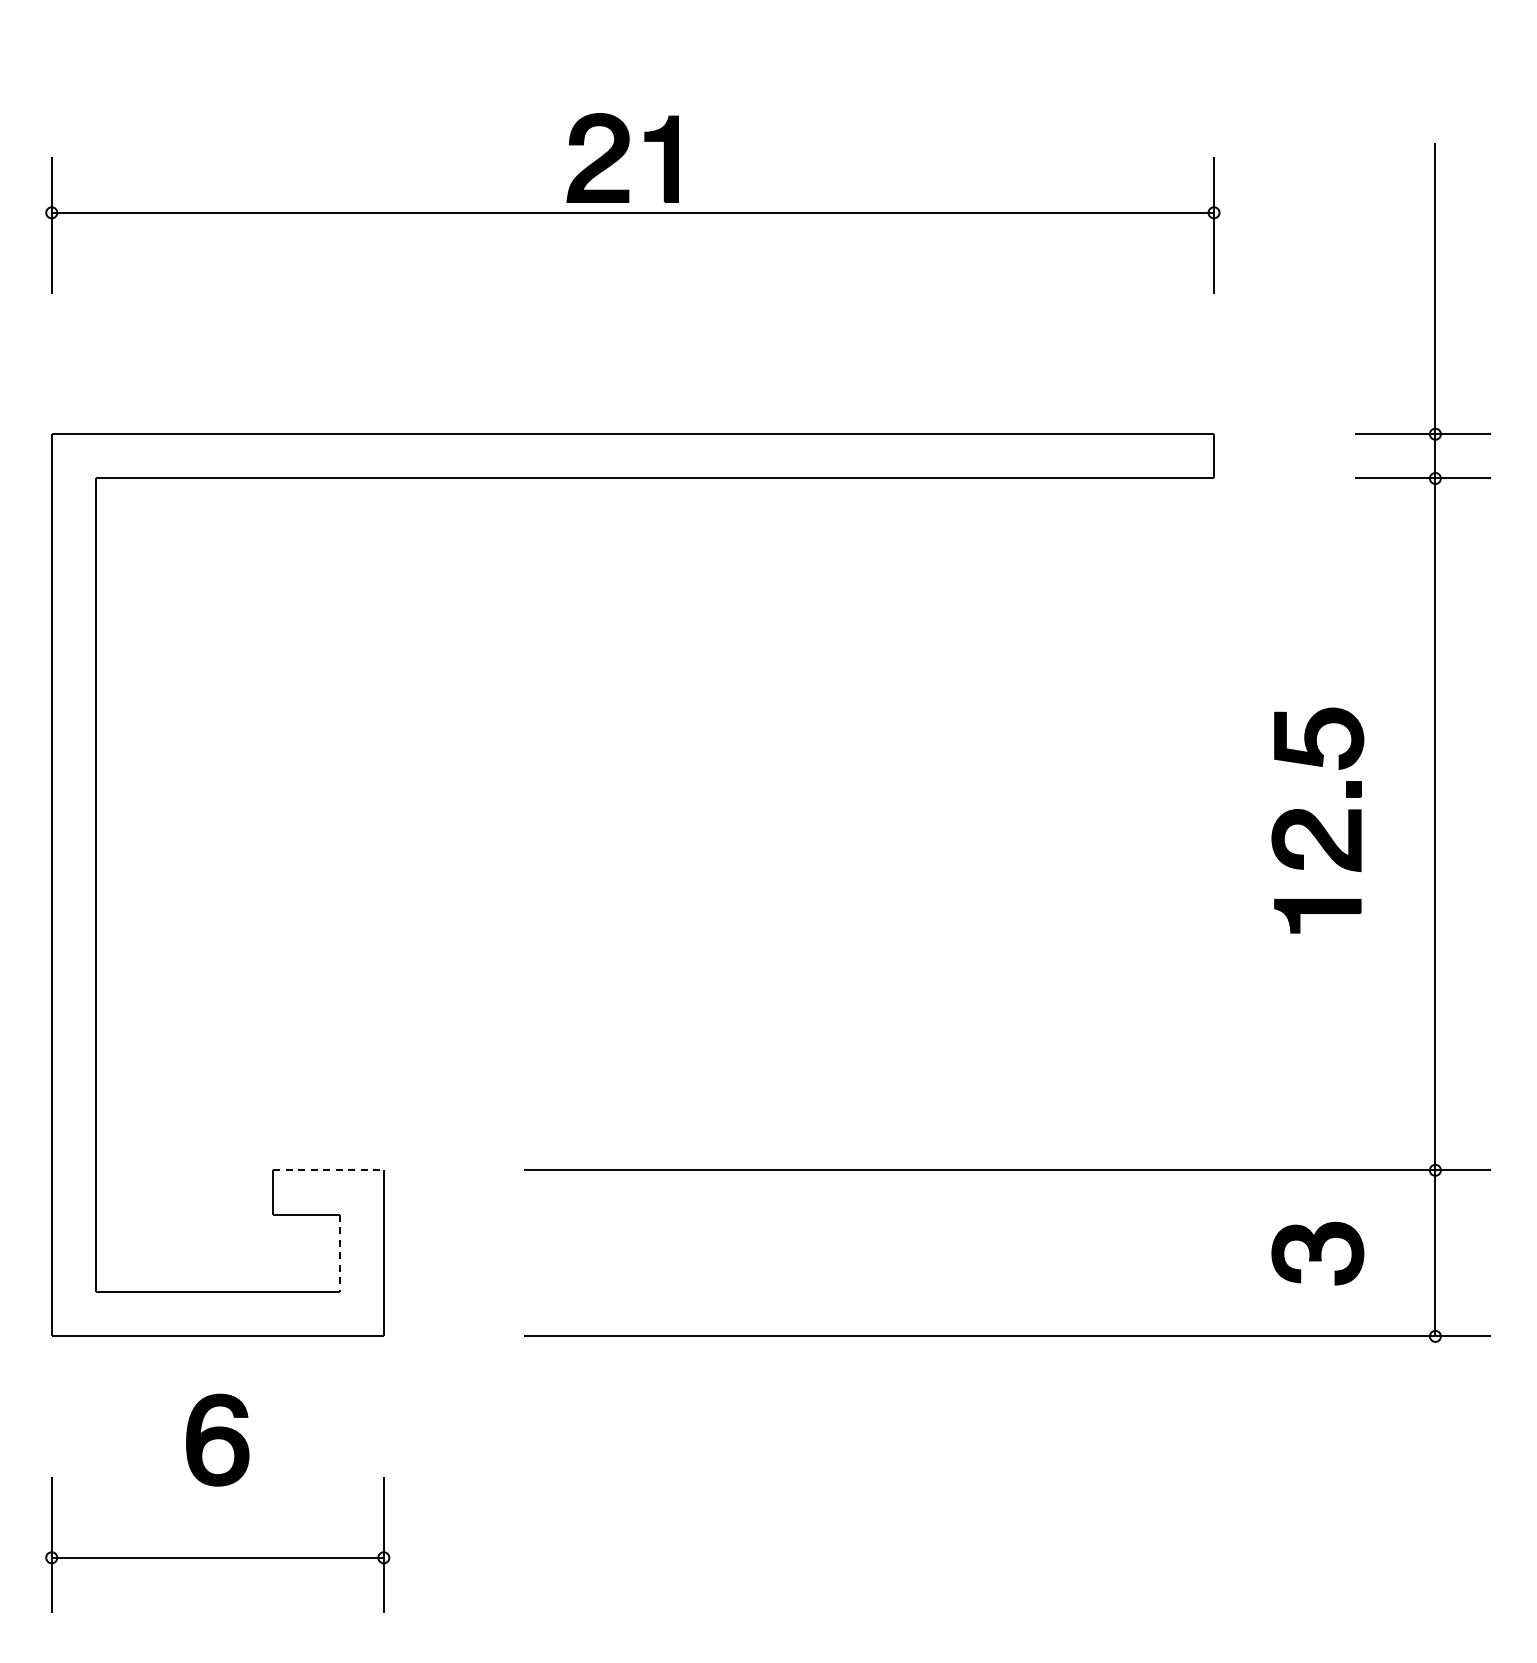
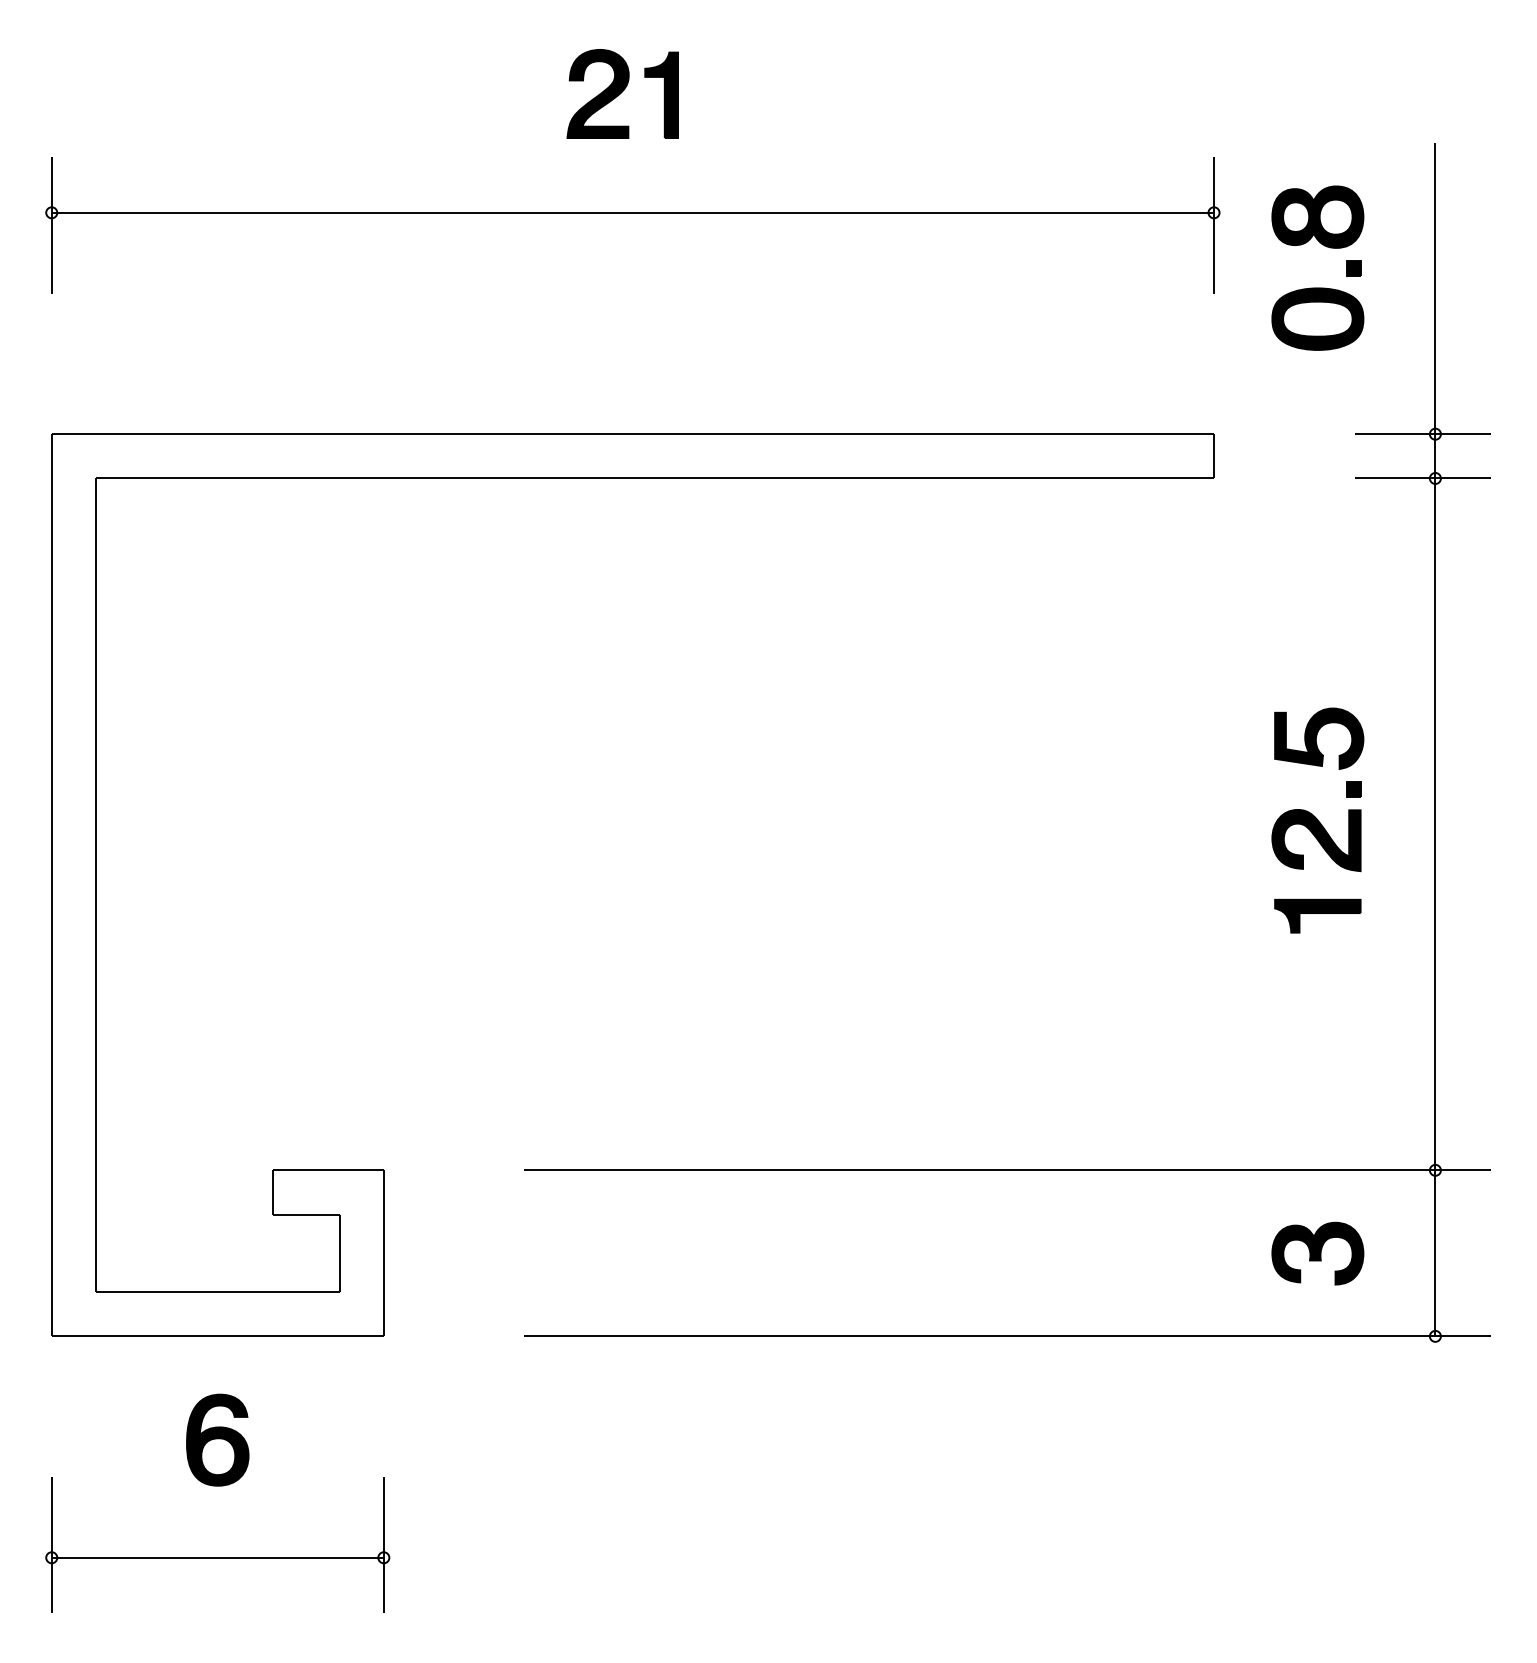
part position: (622, 157) -> (622, 93) (622, 93)
part: none -> present (1317, 287)
line: dashed -> solid (328, 1170)
line: dashed -> solid (339, 1253)
